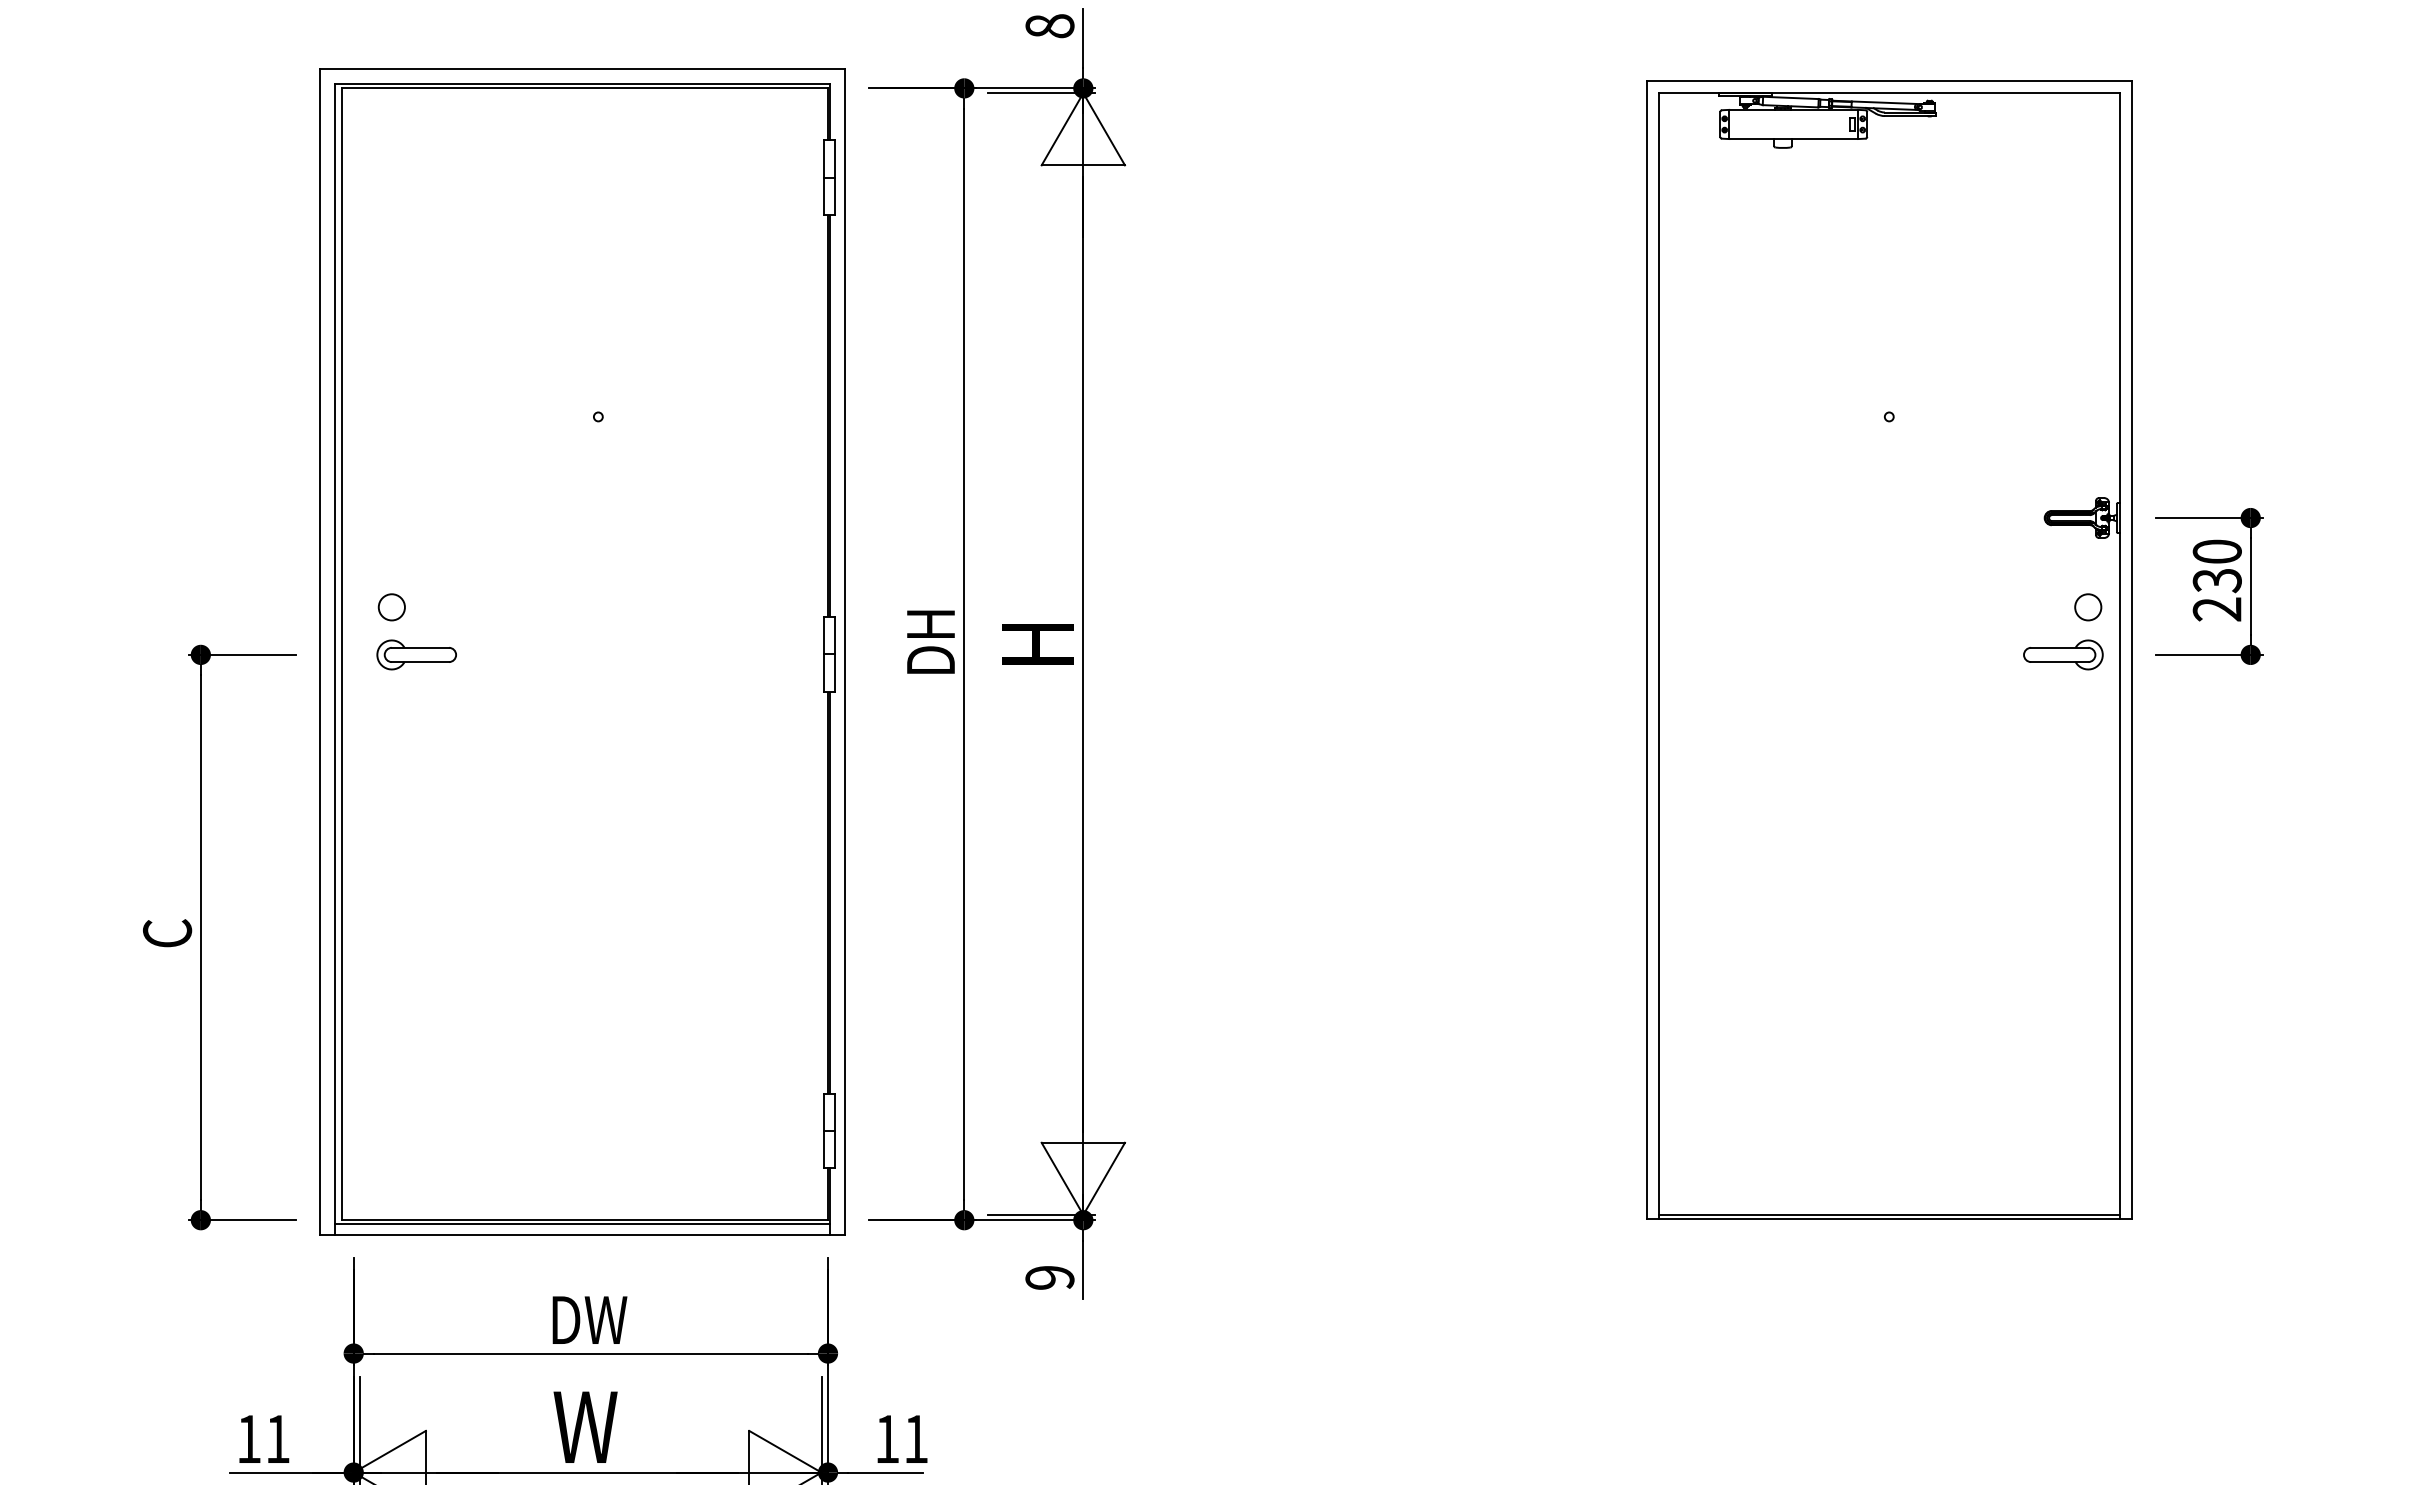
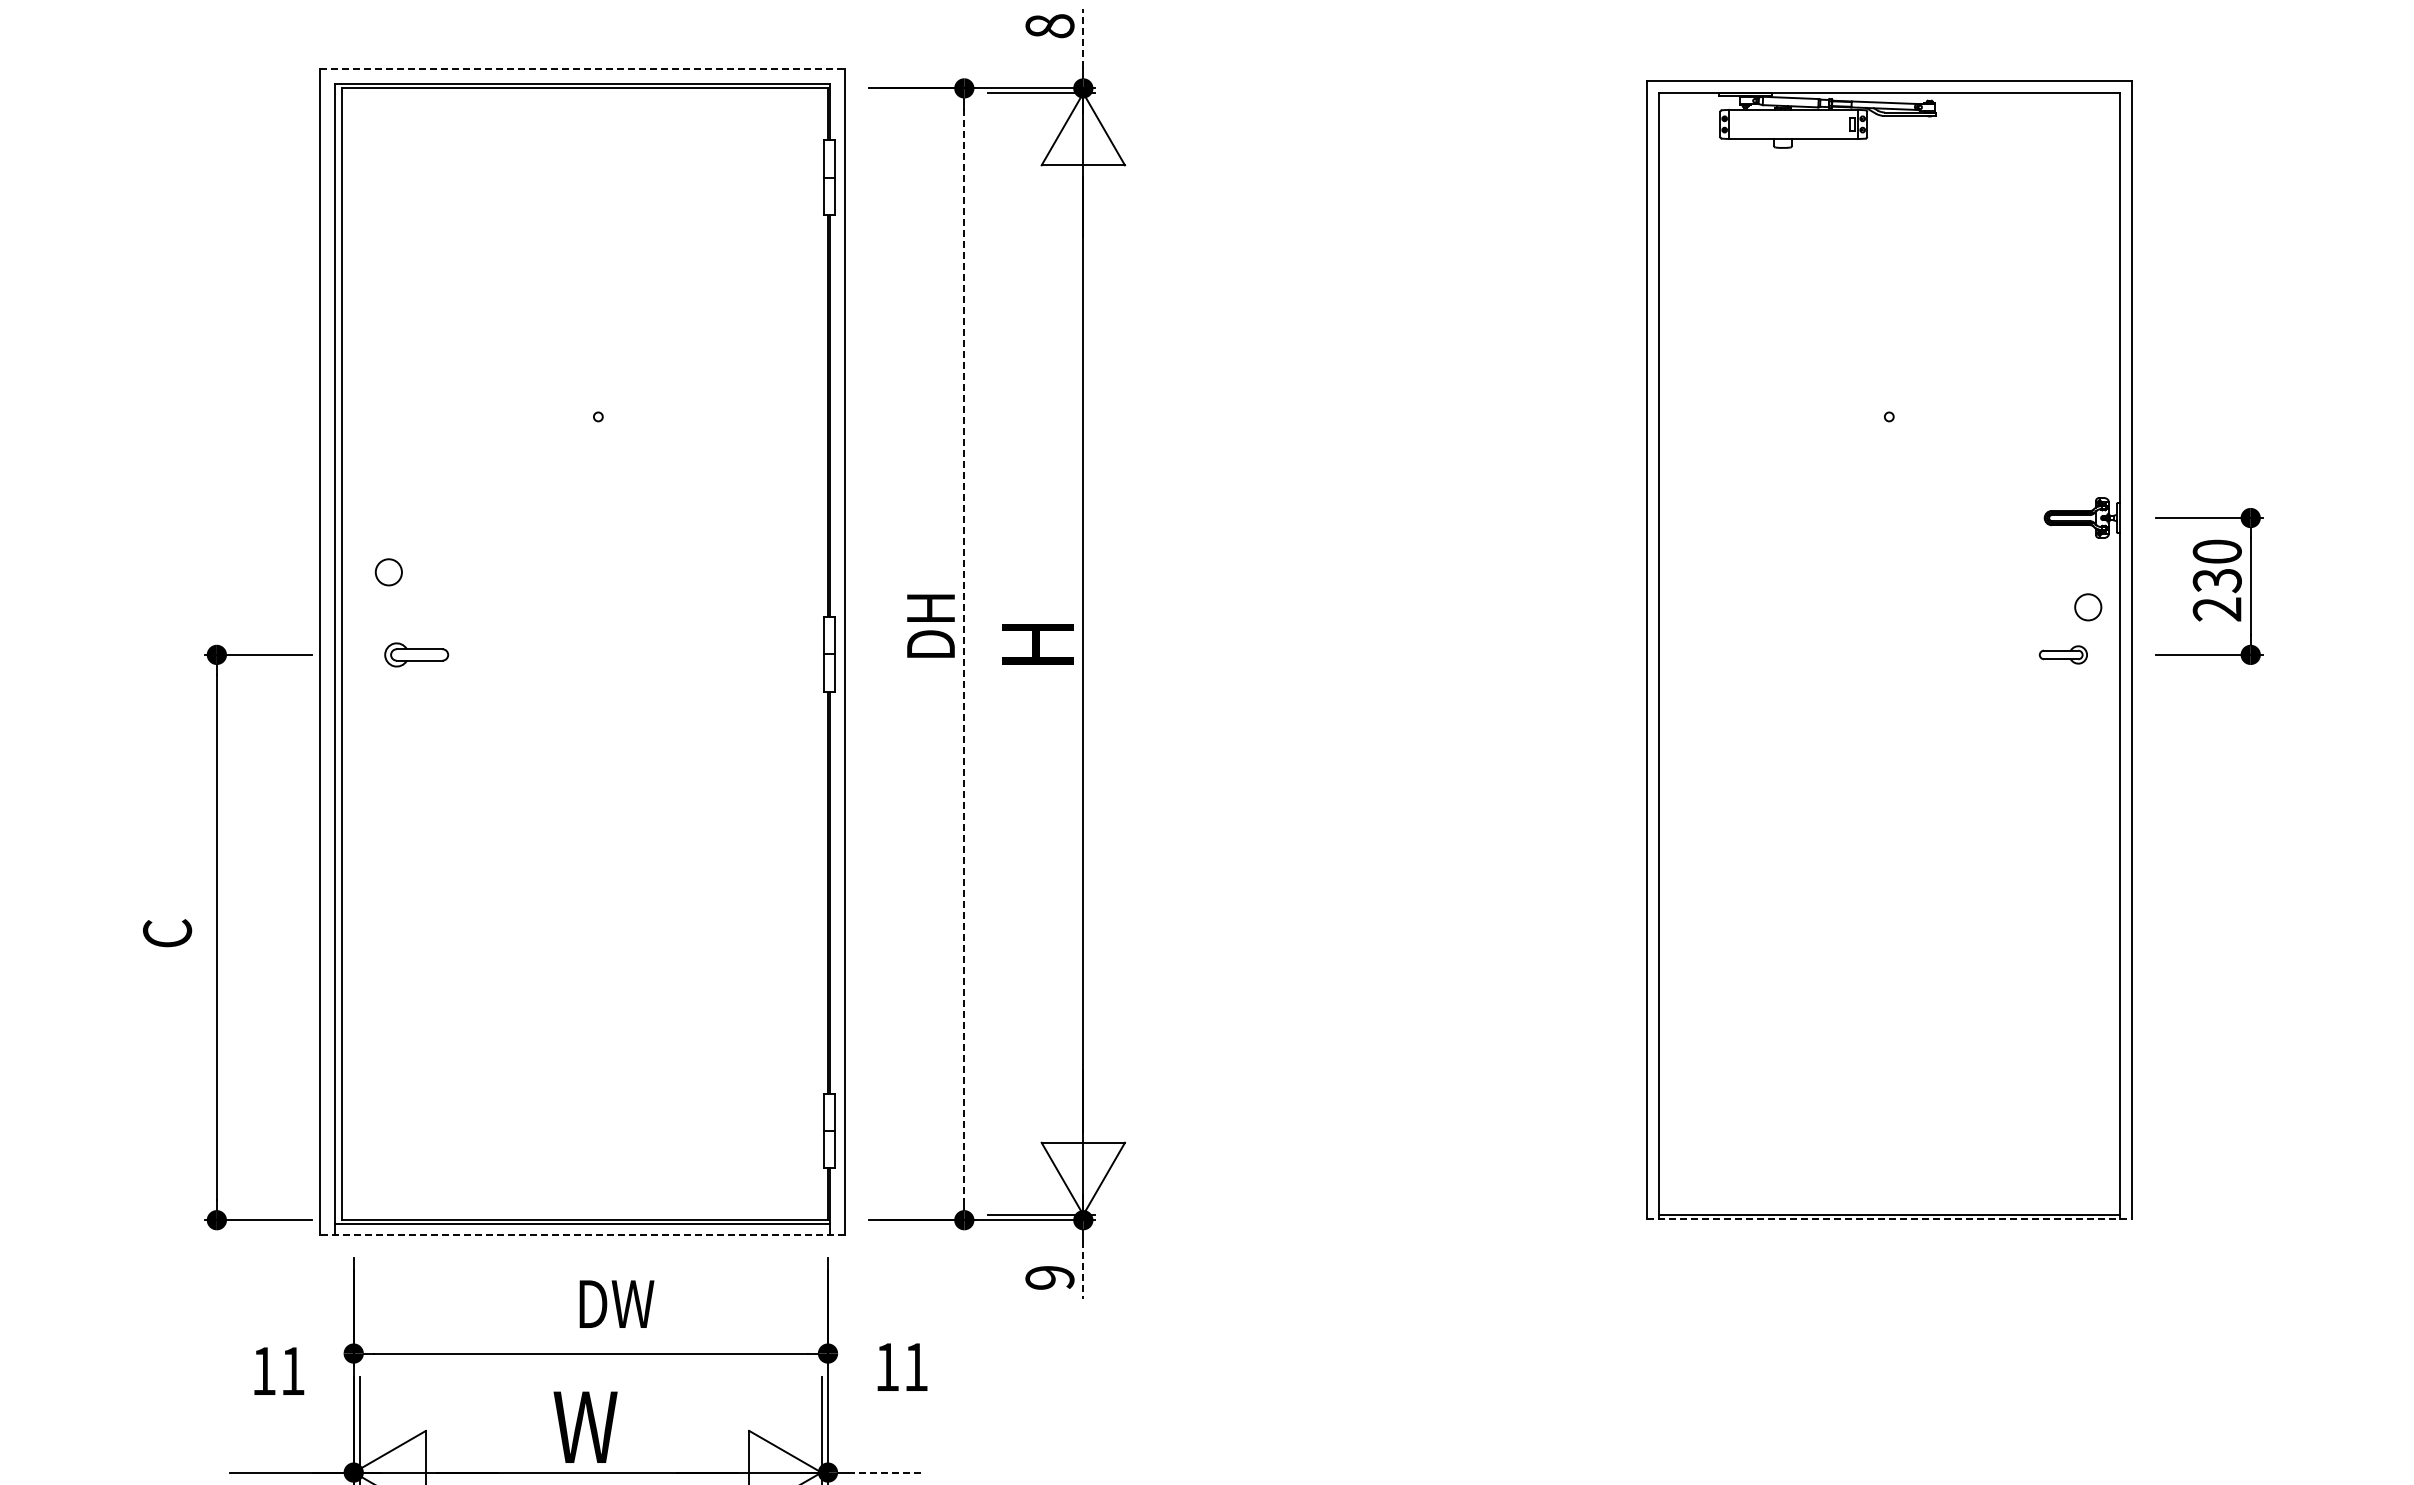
line: solid -> dashed (1083, 38)
line: solid -> dashed (582, 69)
circle position: (391, 607) -> (388, 572) (388, 572)
text position: (930, 641) -> (930, 625) (930, 625)
part size: 81x32 px -> 66x26 px (416, 654)
line: solid -> dashed (964, 654)
part size: 81x32 px -> 49x20 px (2063, 654)
part position: (201, 937) -> (217, 937) (217, 937)
line: solid -> dashed (1889, 1219)
line: solid -> dashed (582, 1234)
line: solid -> dashed (1083, 1270)
text position: (589, 1319) -> (616, 1303) (616, 1303)
text position: (264, 1438) -> (279, 1370) (279, 1370)
text position: (902, 1438) -> (902, 1366) (902, 1366)
line: solid -> dashed (885, 1472)
